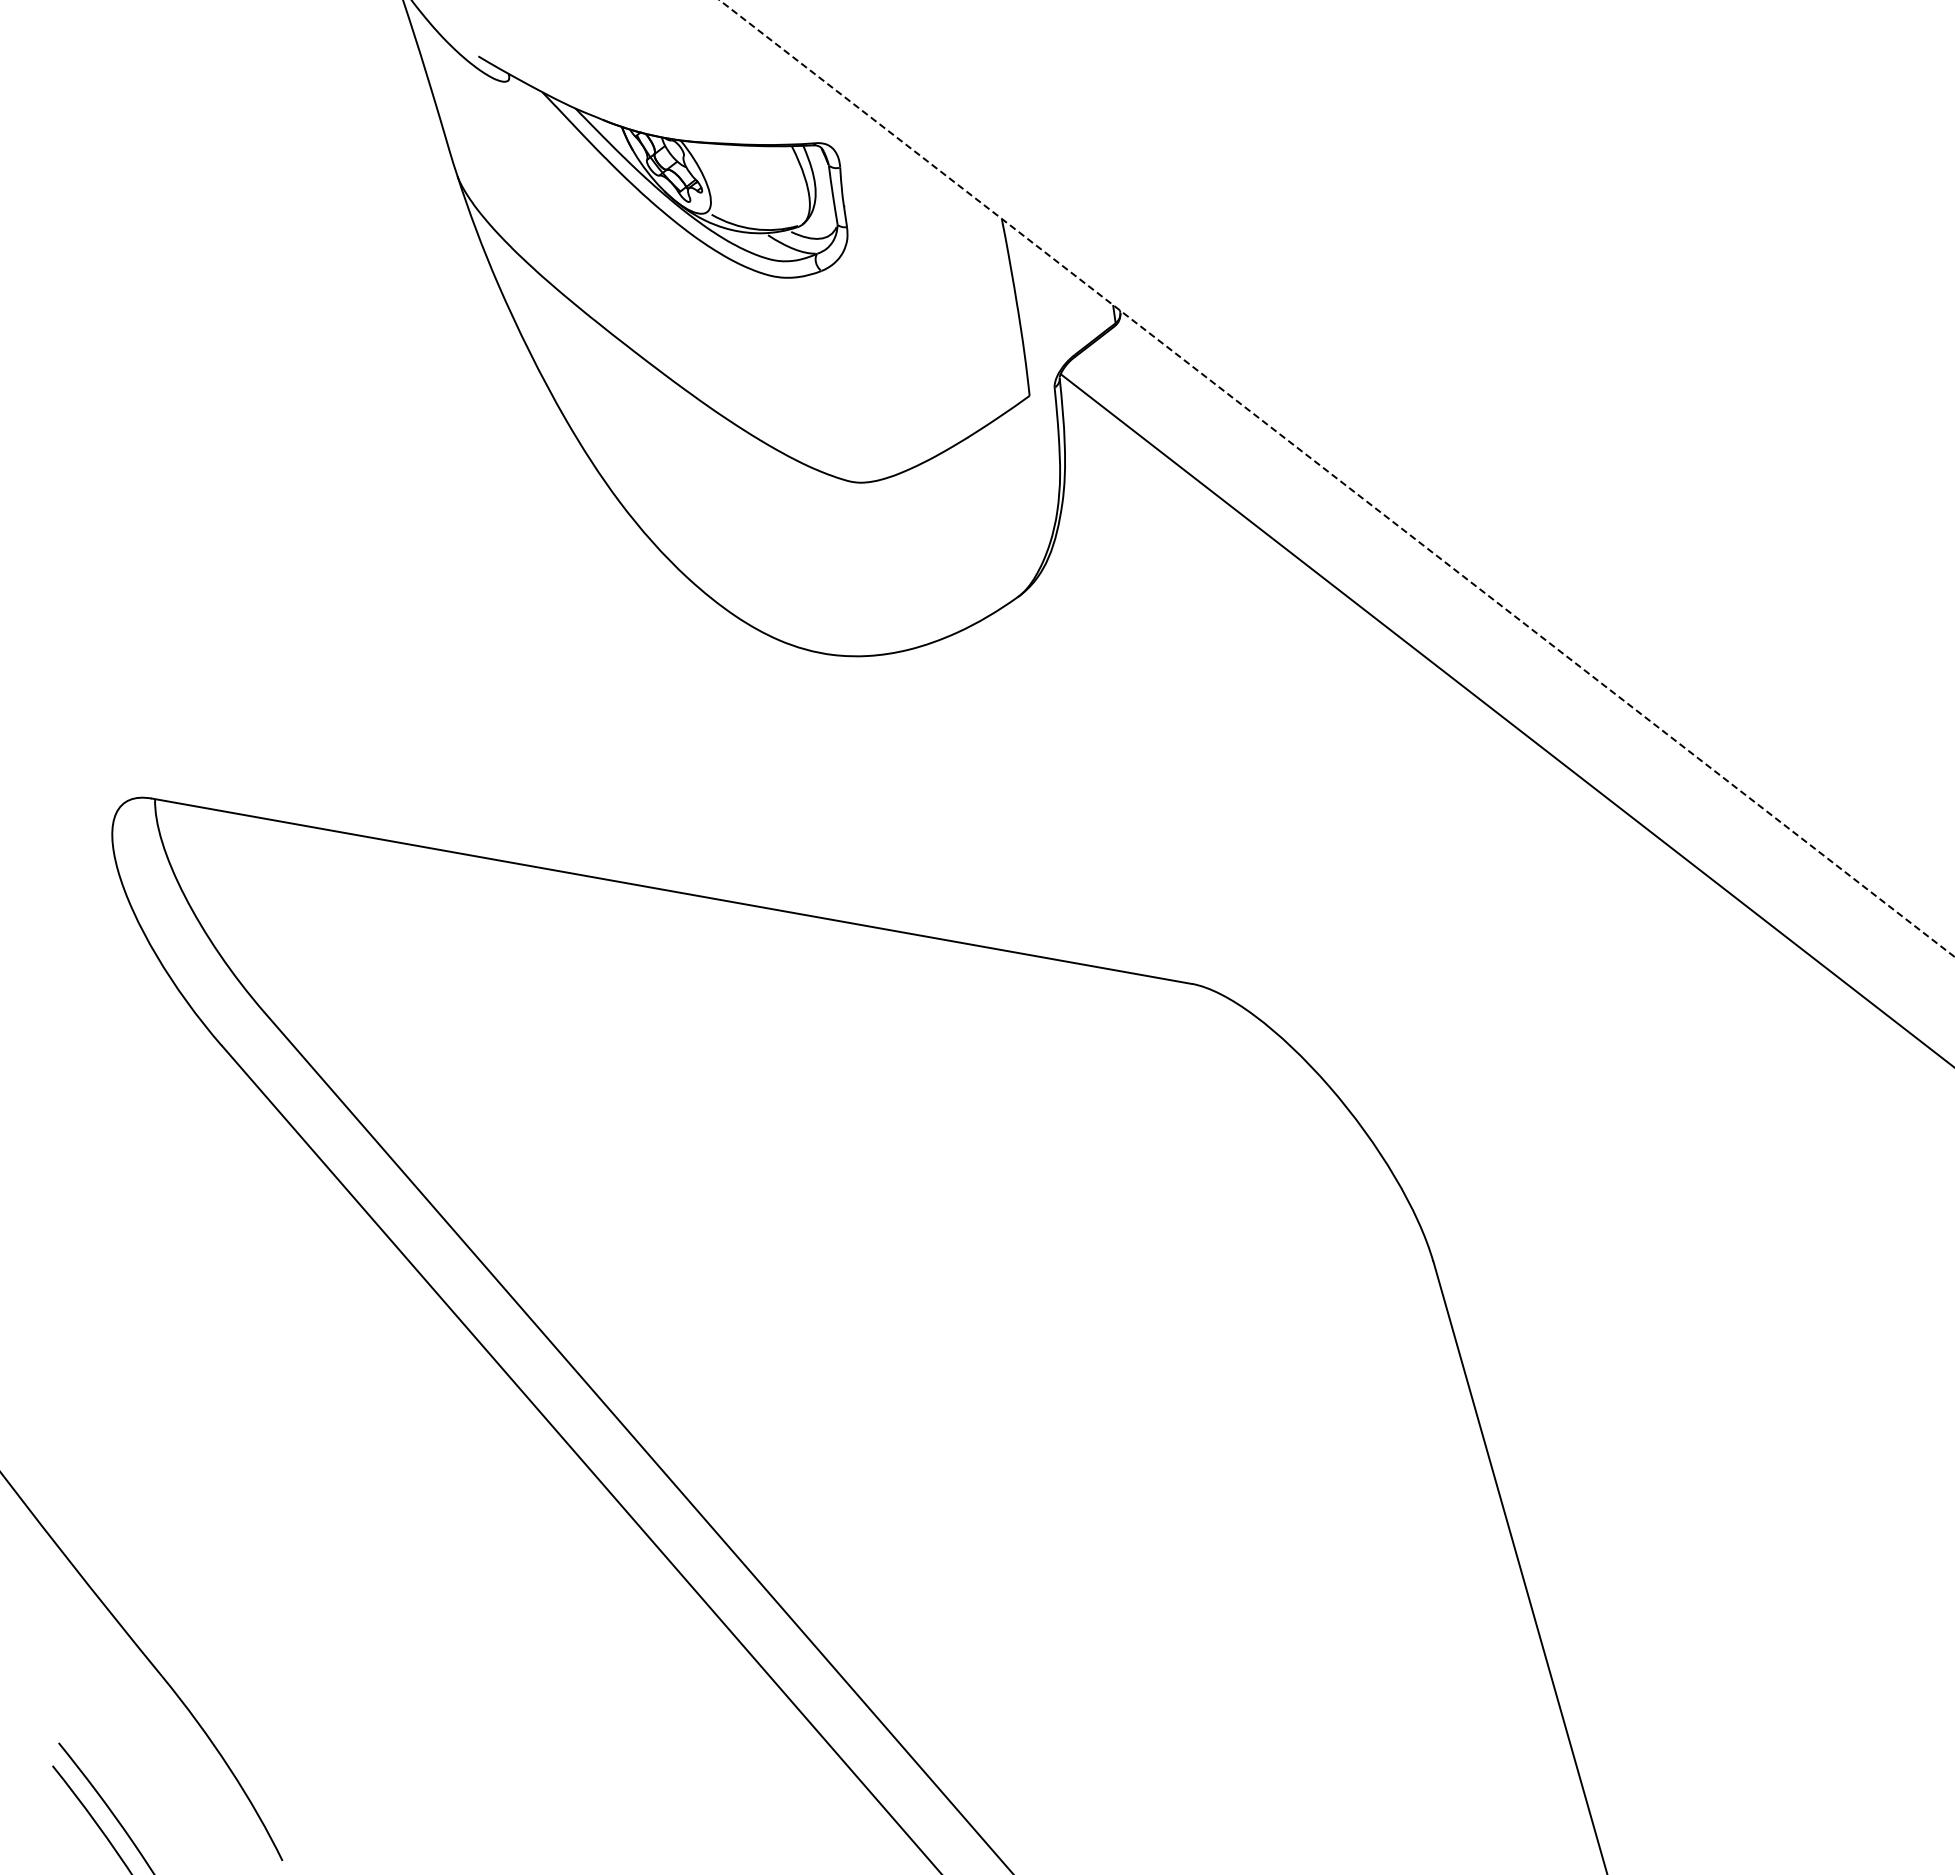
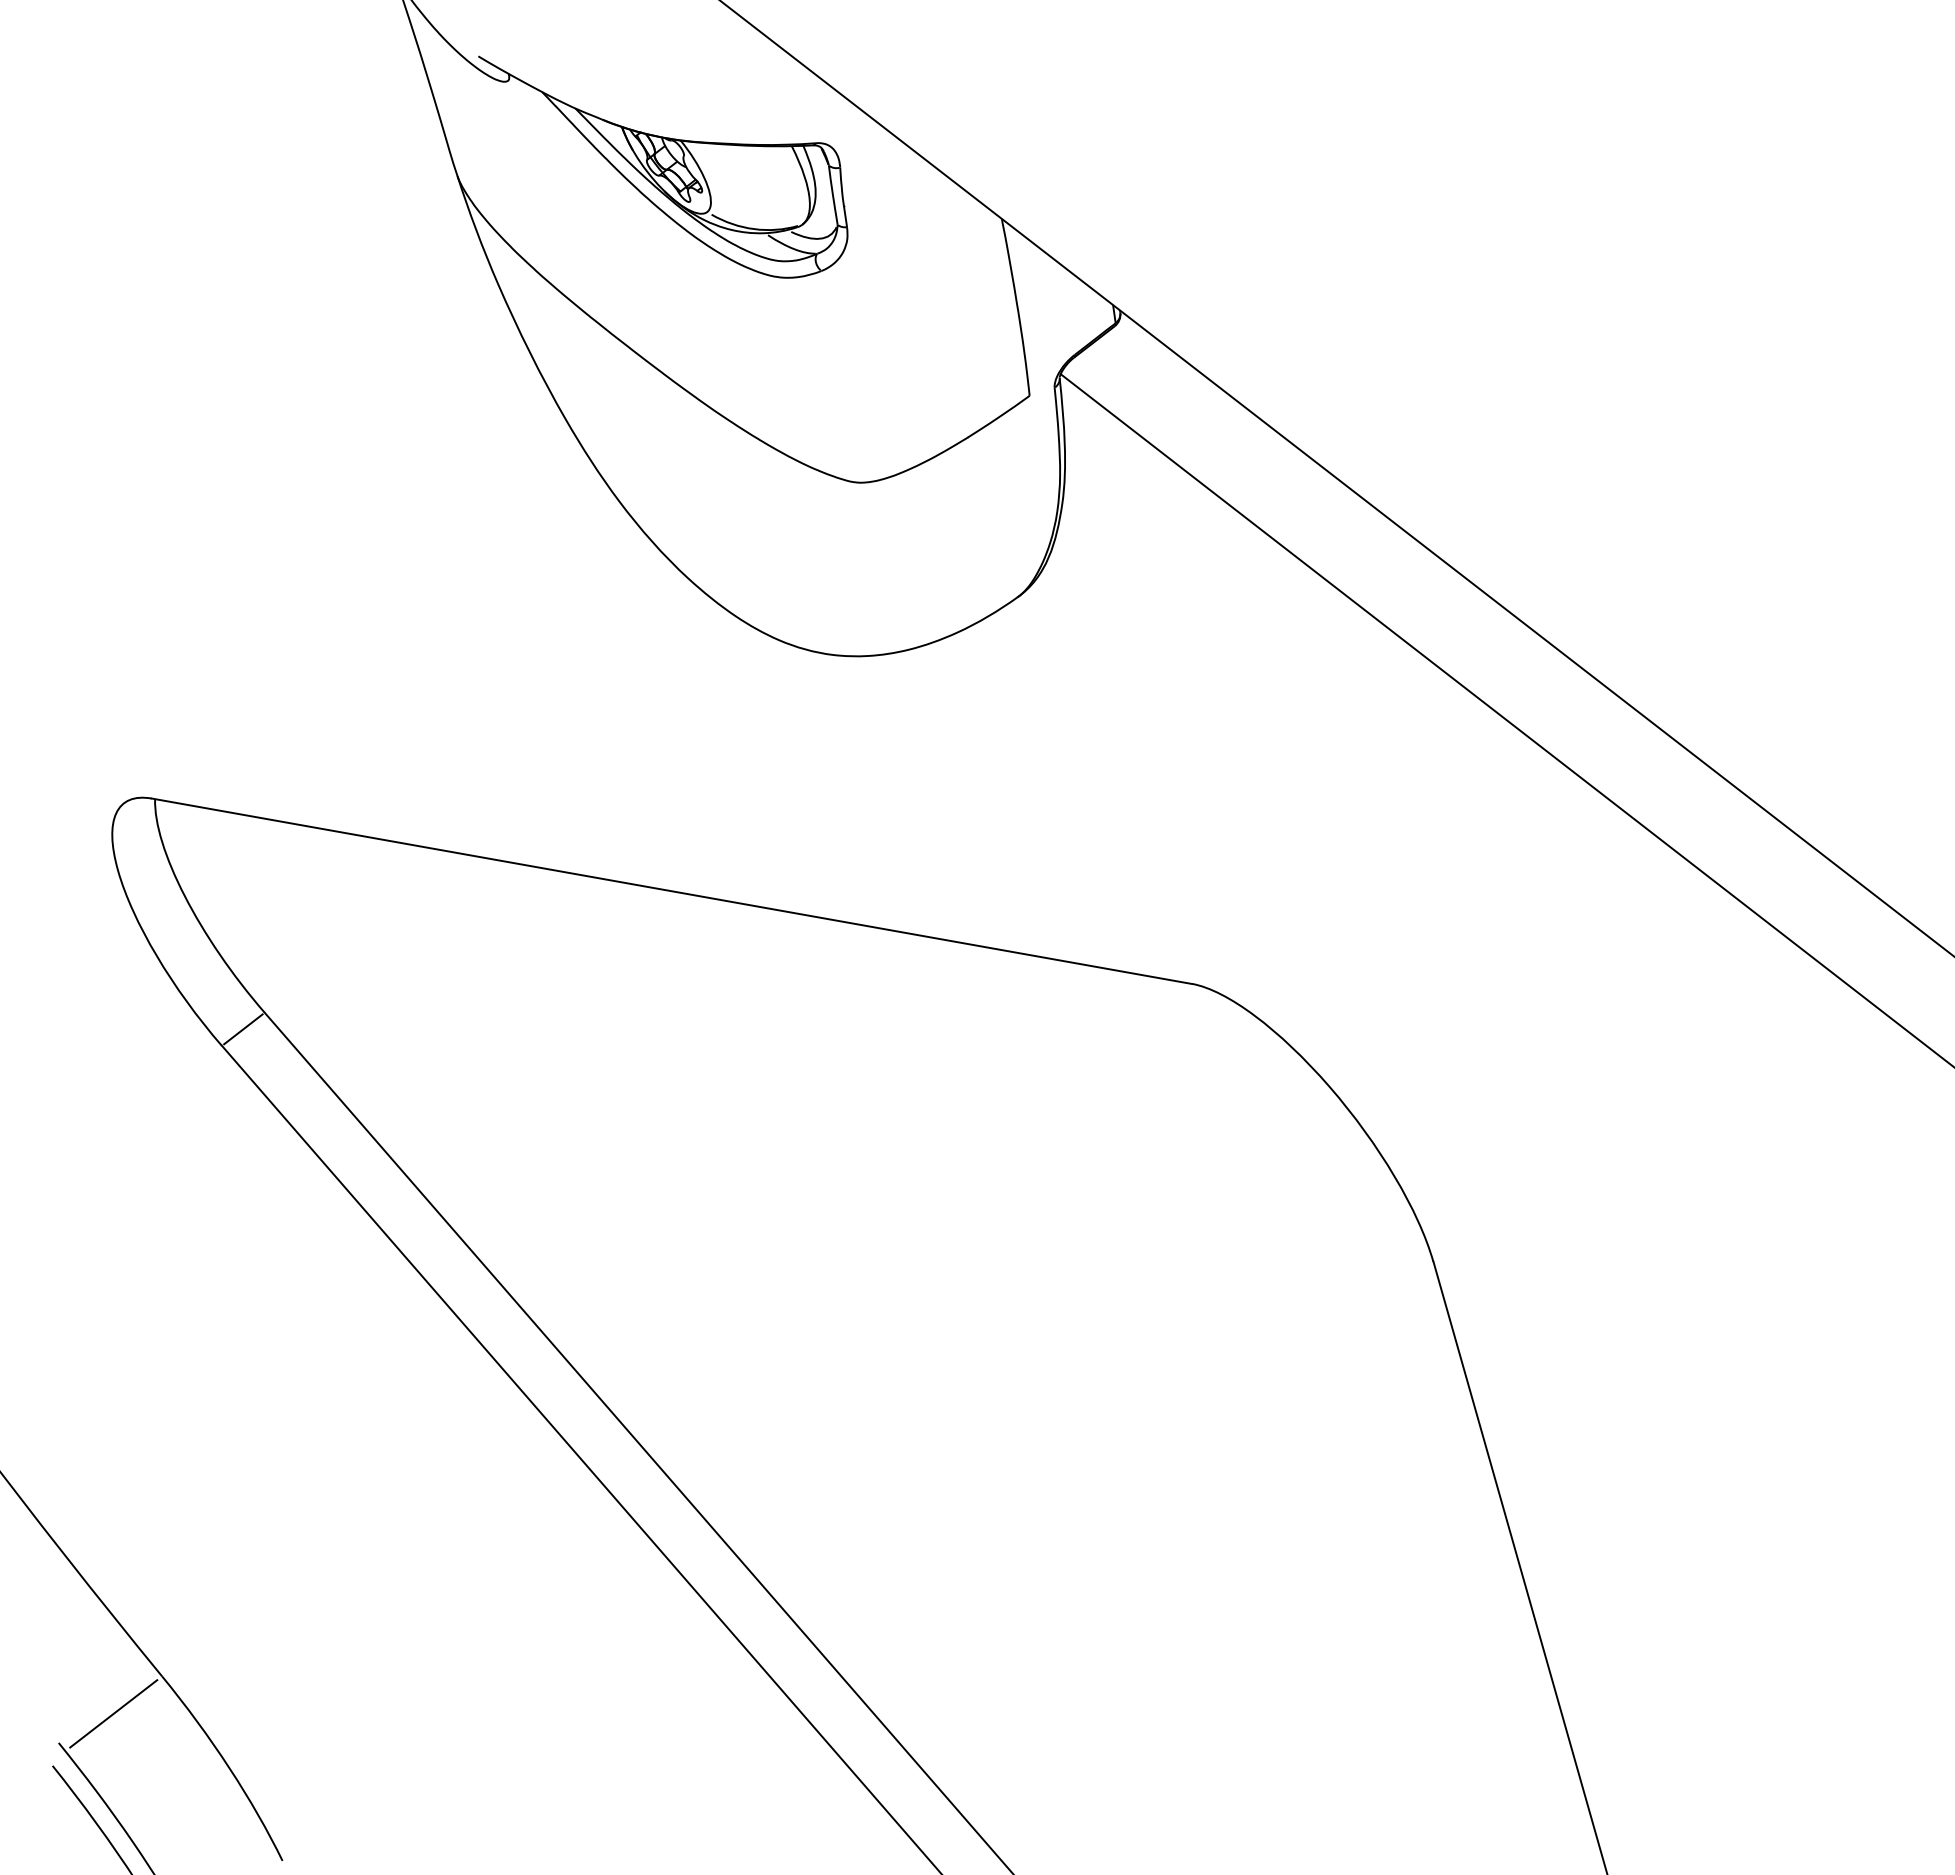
line: dashed -> solid (1337, 478)
line: none -> present (243, 1029)
line: none -> present (113, 1713)
